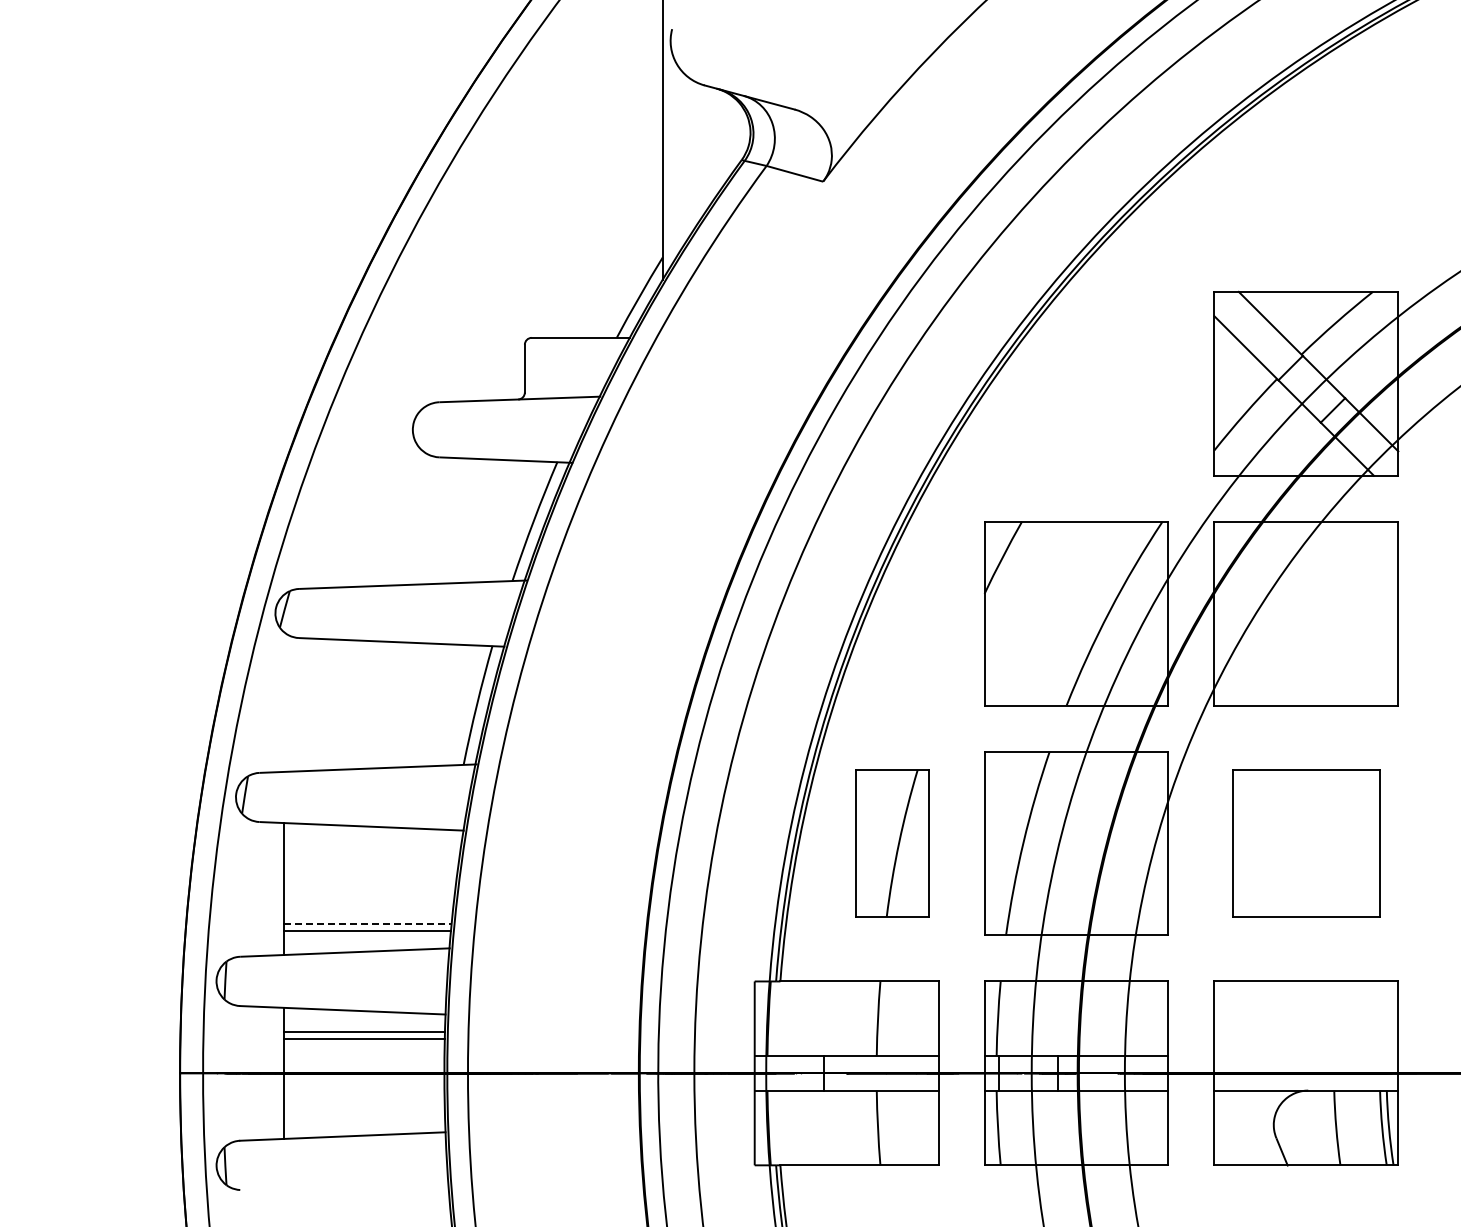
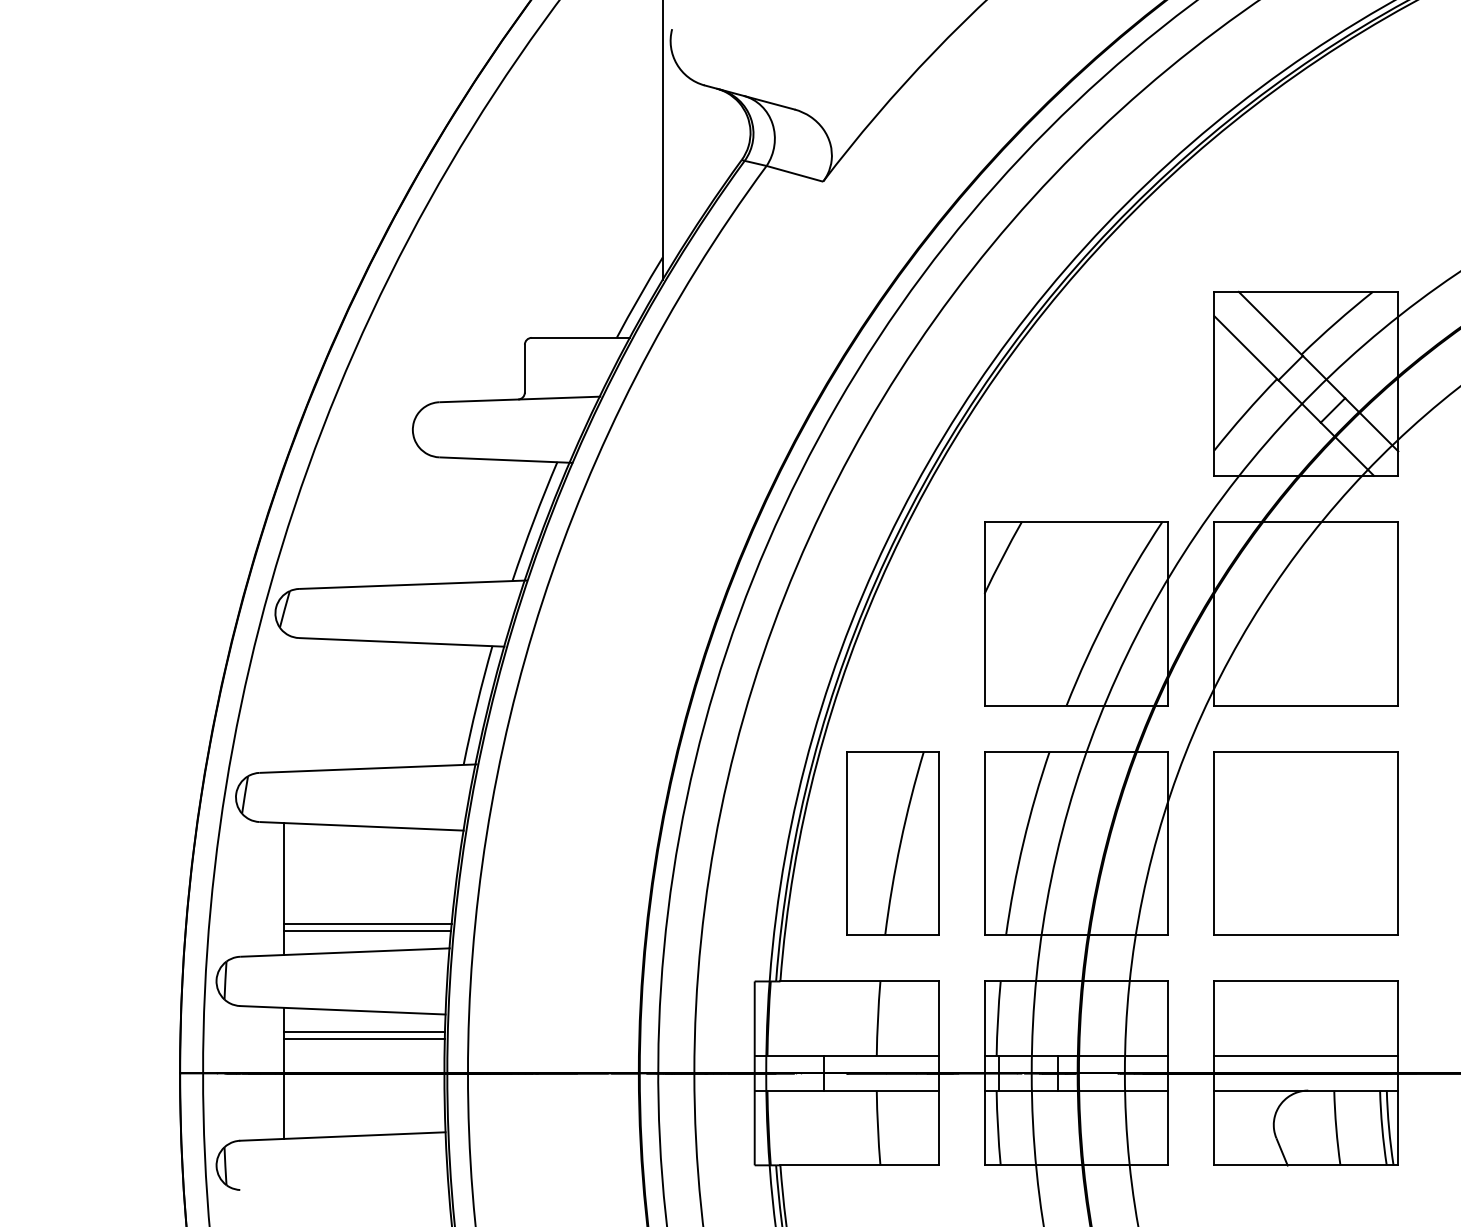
part size: 75x149 px -> 94x185 px (892, 843)
part size: 149x149 px -> 186x185 px (1305, 843)
line: dashed -> solid (368, 923)
line: none -> present (1306, 1056)
